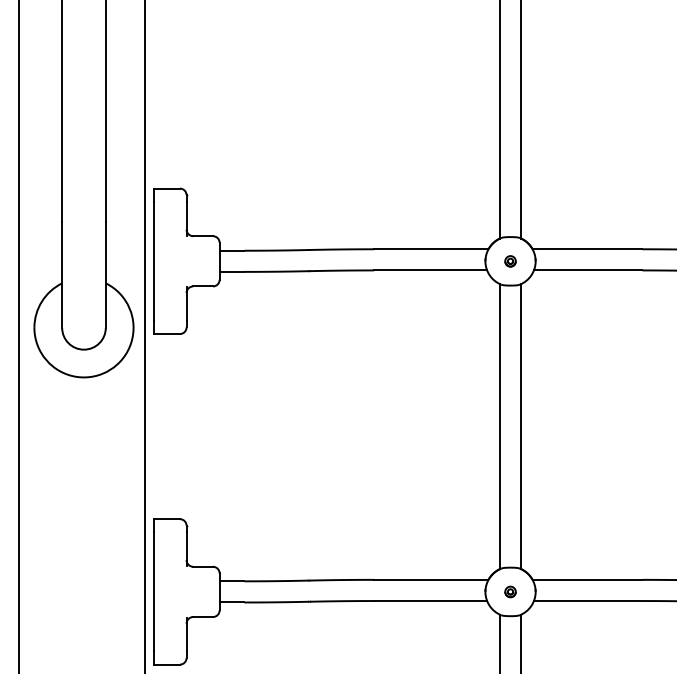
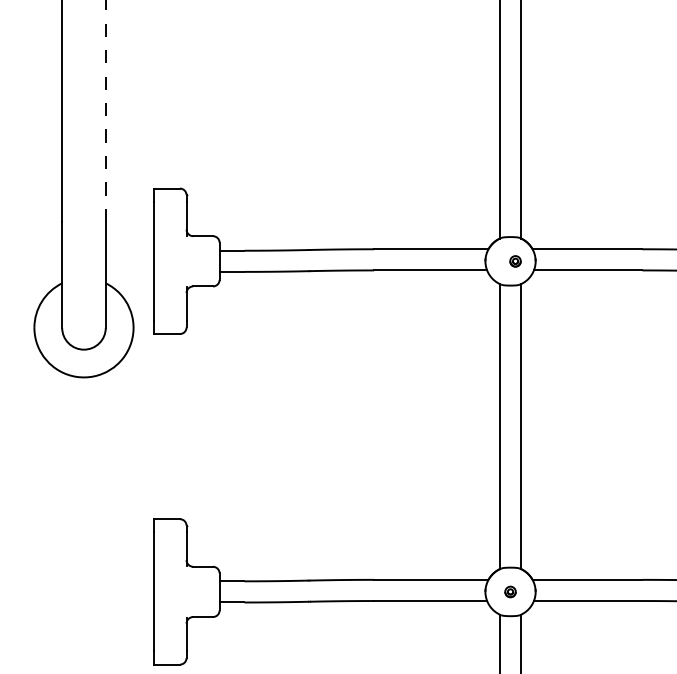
line: solid -> dashed (105, 111)
part position: (510, 261) -> (515, 261) (515, 261)
line: present -> none (19, 336)
line: present -> none (144, 336)
